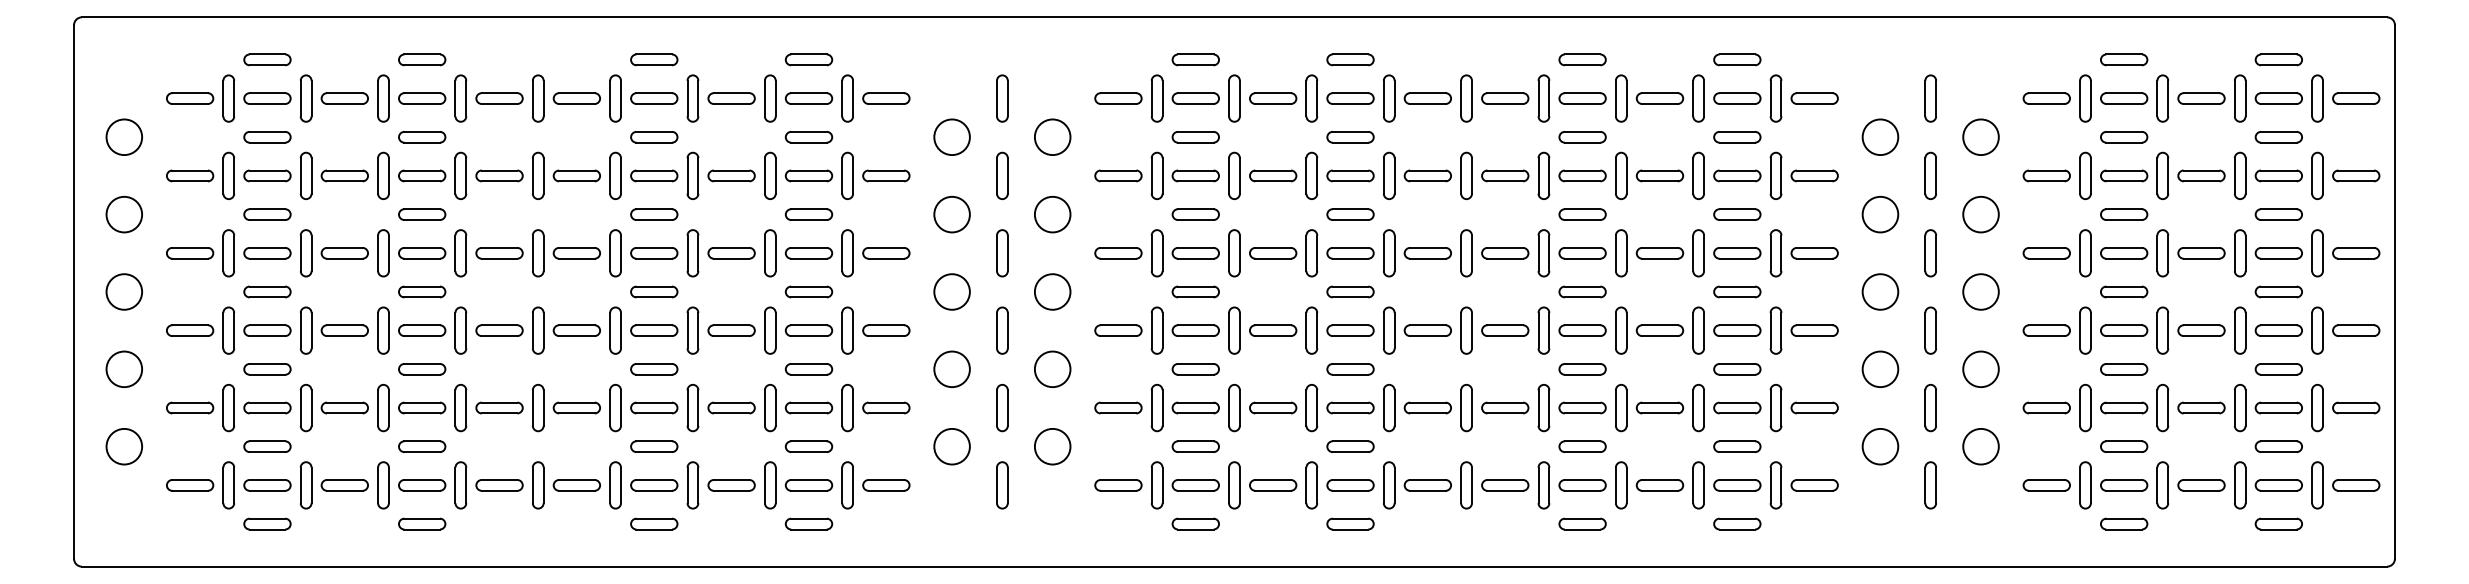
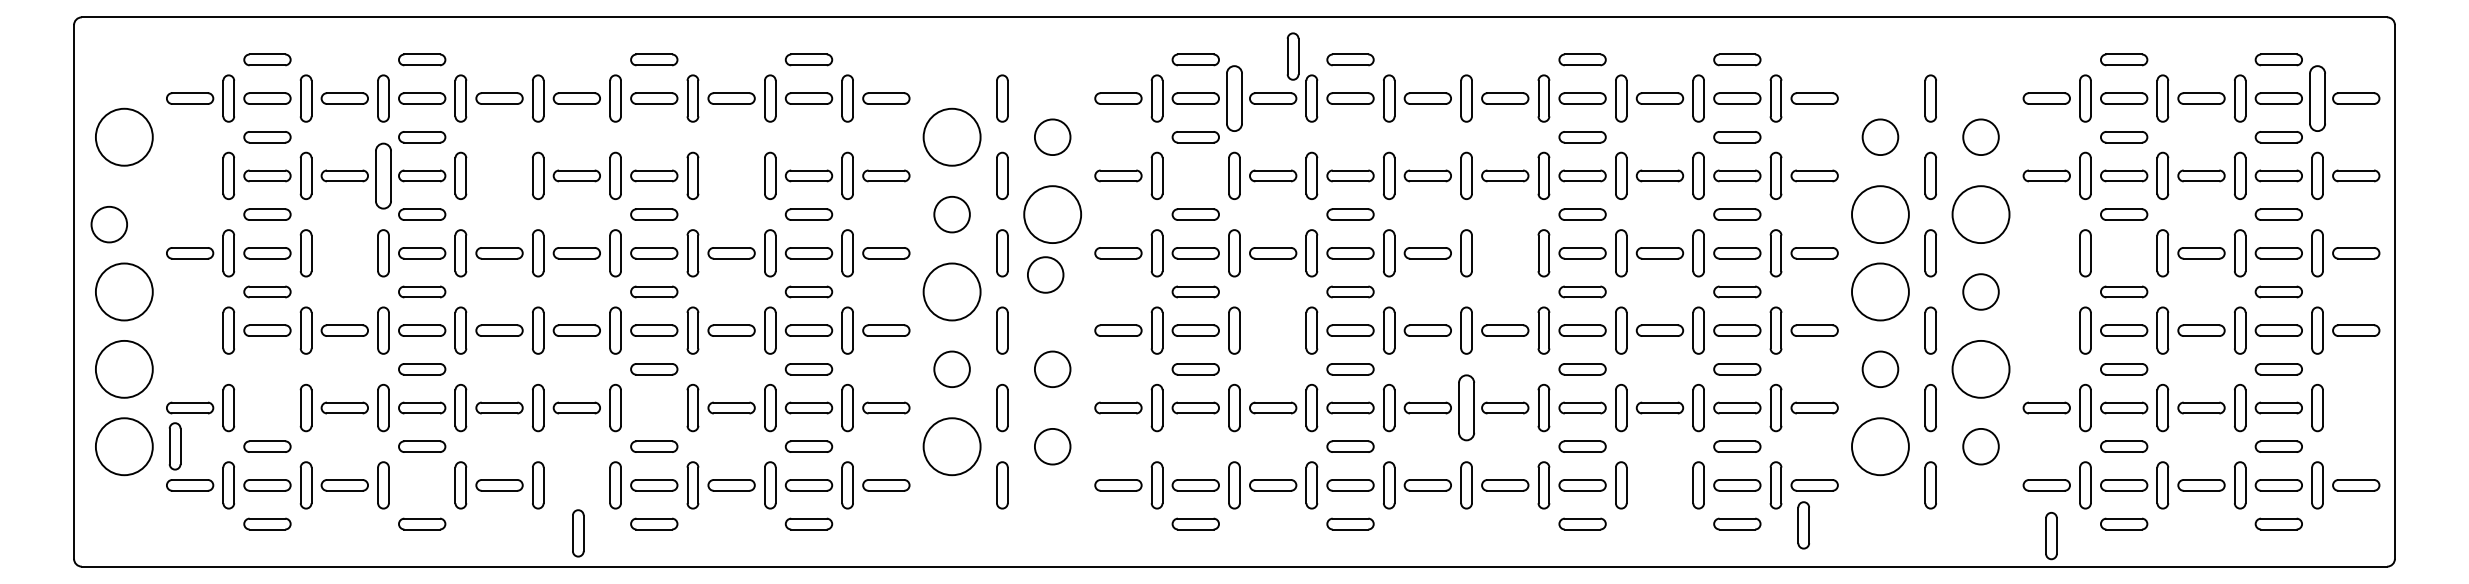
part: none -> present (1292, 56)
part size: 13x49 px -> 17x67 px (1234, 98)
part size: 13x49 px -> 17x67 px (2317, 98)
circle diameter: 36 px -> 57 px (123, 136)
part: present -> none (654, 137)
part: present -> none (808, 137)
circle diameter: 36 px -> 57 px (951, 136)
part: present -> none (1350, 137)
part: present -> none (190, 175)
part size: 13x49 px -> 17x68 px (383, 175)
part: present -> none (499, 175)
part: present -> none (731, 175)
part: present -> none (1195, 175)
circle position: (123, 214) -> (108, 224) (108, 224)
circle diameter: 36 px -> 57 px (1052, 214)
circle diameter: 36 px -> 57 px (1880, 214)
circle diameter: 36 px -> 57 px (1980, 214)
part: present -> none (344, 253)
part: present -> none (1505, 253)
part: present -> none (2046, 253)
part: present -> none (2124, 253)
circle diameter: 36 px -> 57 px (123, 291)
circle diameter: 36 px -> 57 px (951, 291)
circle position: (1052, 291) -> (1045, 274) (1045, 274)
circle diameter: 36 px -> 57 px (1880, 291)
part: present -> none (190, 330)
part: present -> none (1273, 330)
part: present -> none (2046, 330)
circle diameter: 36 px -> 57 px (123, 368)
part: present -> none (267, 369)
circle diameter: 36 px -> 57 px (1980, 368)
part: present -> none (267, 407)
part: present -> none (654, 407)
part: present -> none (2356, 407)
part size: 13x49 px -> 18x68 px (1466, 407)
circle diameter: 36 px -> 57 px (123, 446)
part: none -> present (174, 446)
circle diameter: 36 px -> 57 px (951, 446)
part: present -> none (1195, 446)
circle diameter: 36 px -> 57 px (1880, 446)
part: present -> none (422, 485)
part: present -> none (576, 485)
part: present -> none (1659, 485)
part: none -> present (1803, 525)
part: none -> present (578, 533)
part: none -> present (2051, 536)
